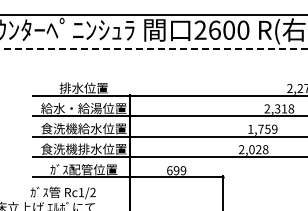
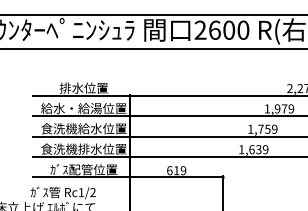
line: dashed -> solid (154, 48)
text: 2,318 -> 1,979 (279, 108)
text: 2,028 -> 1,639 (253, 149)
text: 699 -> 619 (176, 170)
